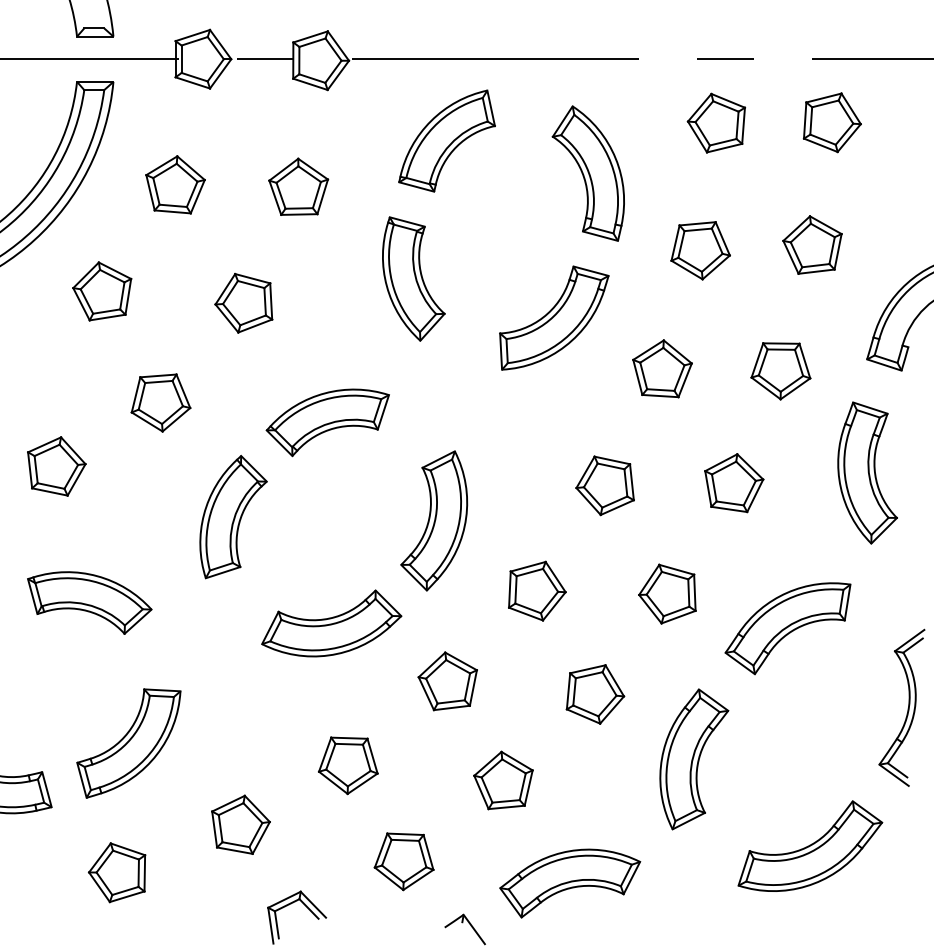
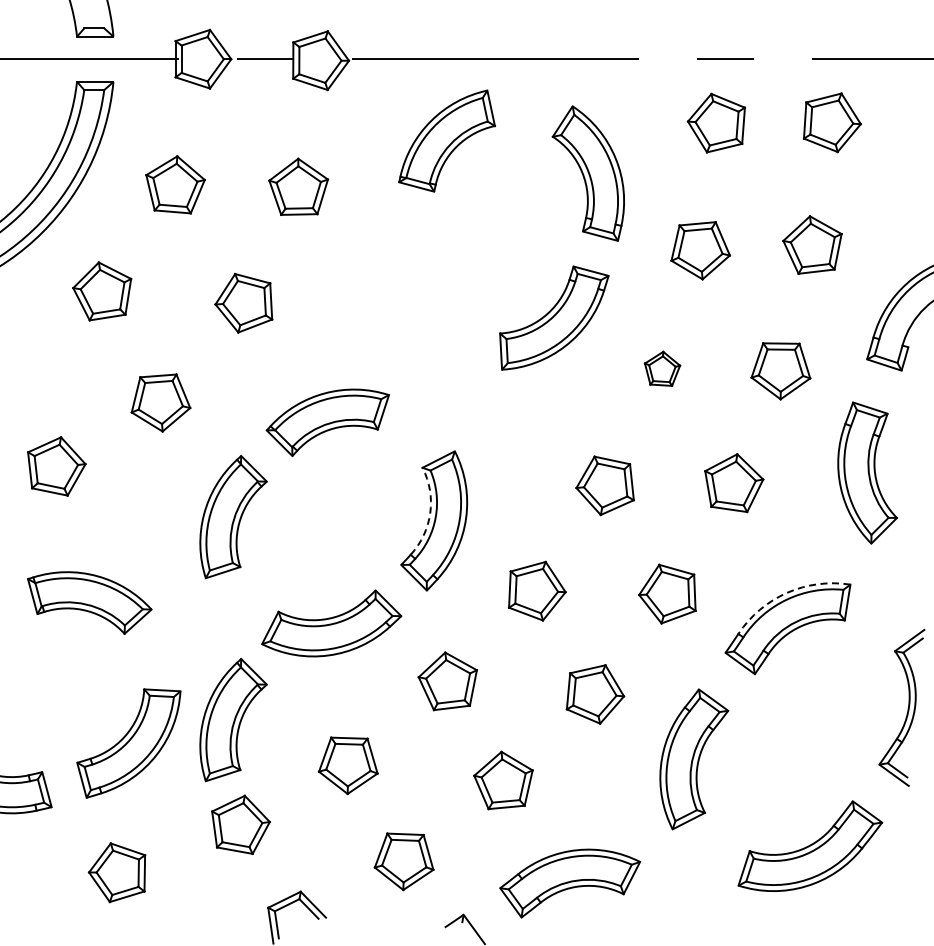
part: present -> none (413, 278)
part size: 61x60 px -> 39x37 px (662, 368)
arc: solid -> dashed (430, 513)
arc: solid -> dashed (787, 592)
part: none -> present (233, 720)
